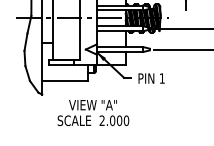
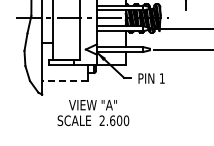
line: solid -> dashed (65, 80)
text: 2.000 -> 2.600 (112, 120)
